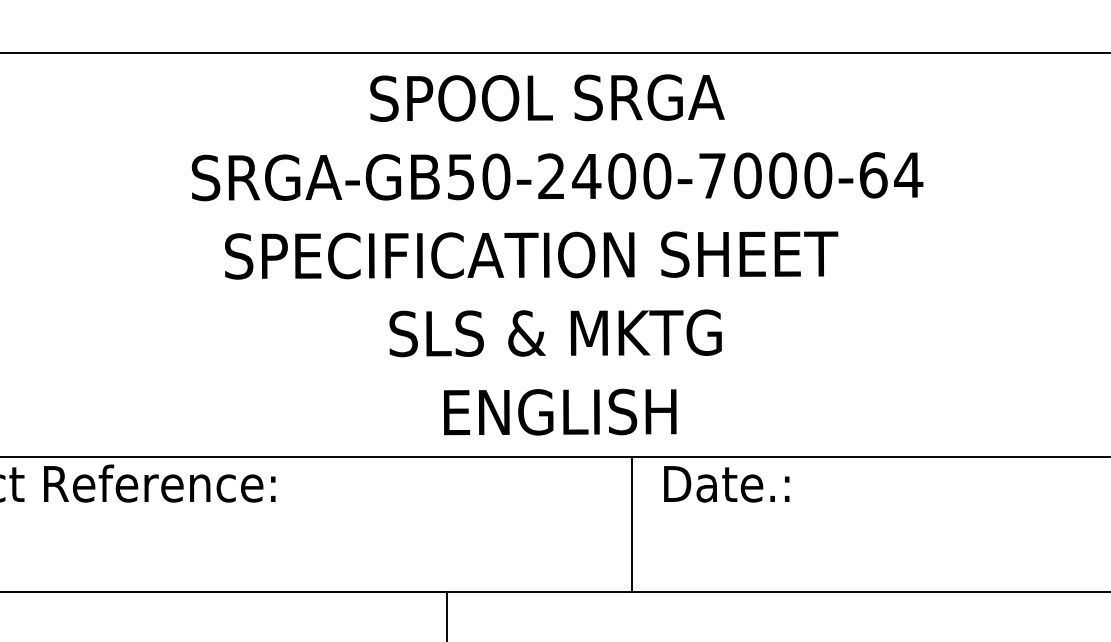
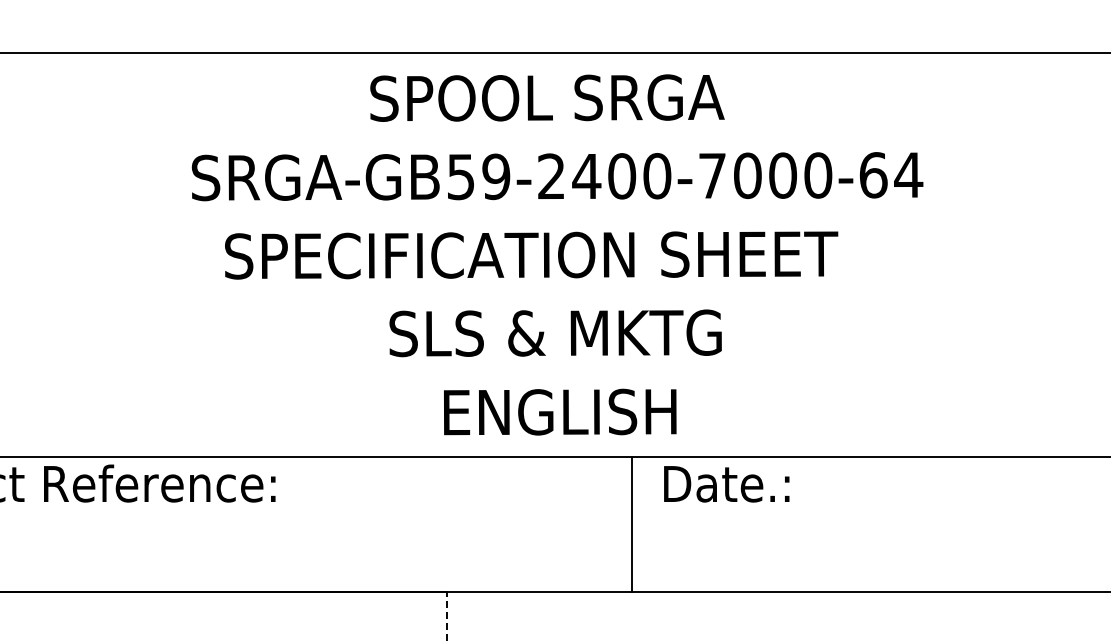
text: SRGA-GB50-2400-7000-64 -> SRGA-GB59-2400-7000-64 (496, 176)
line: solid -> dashed (446, 616)
